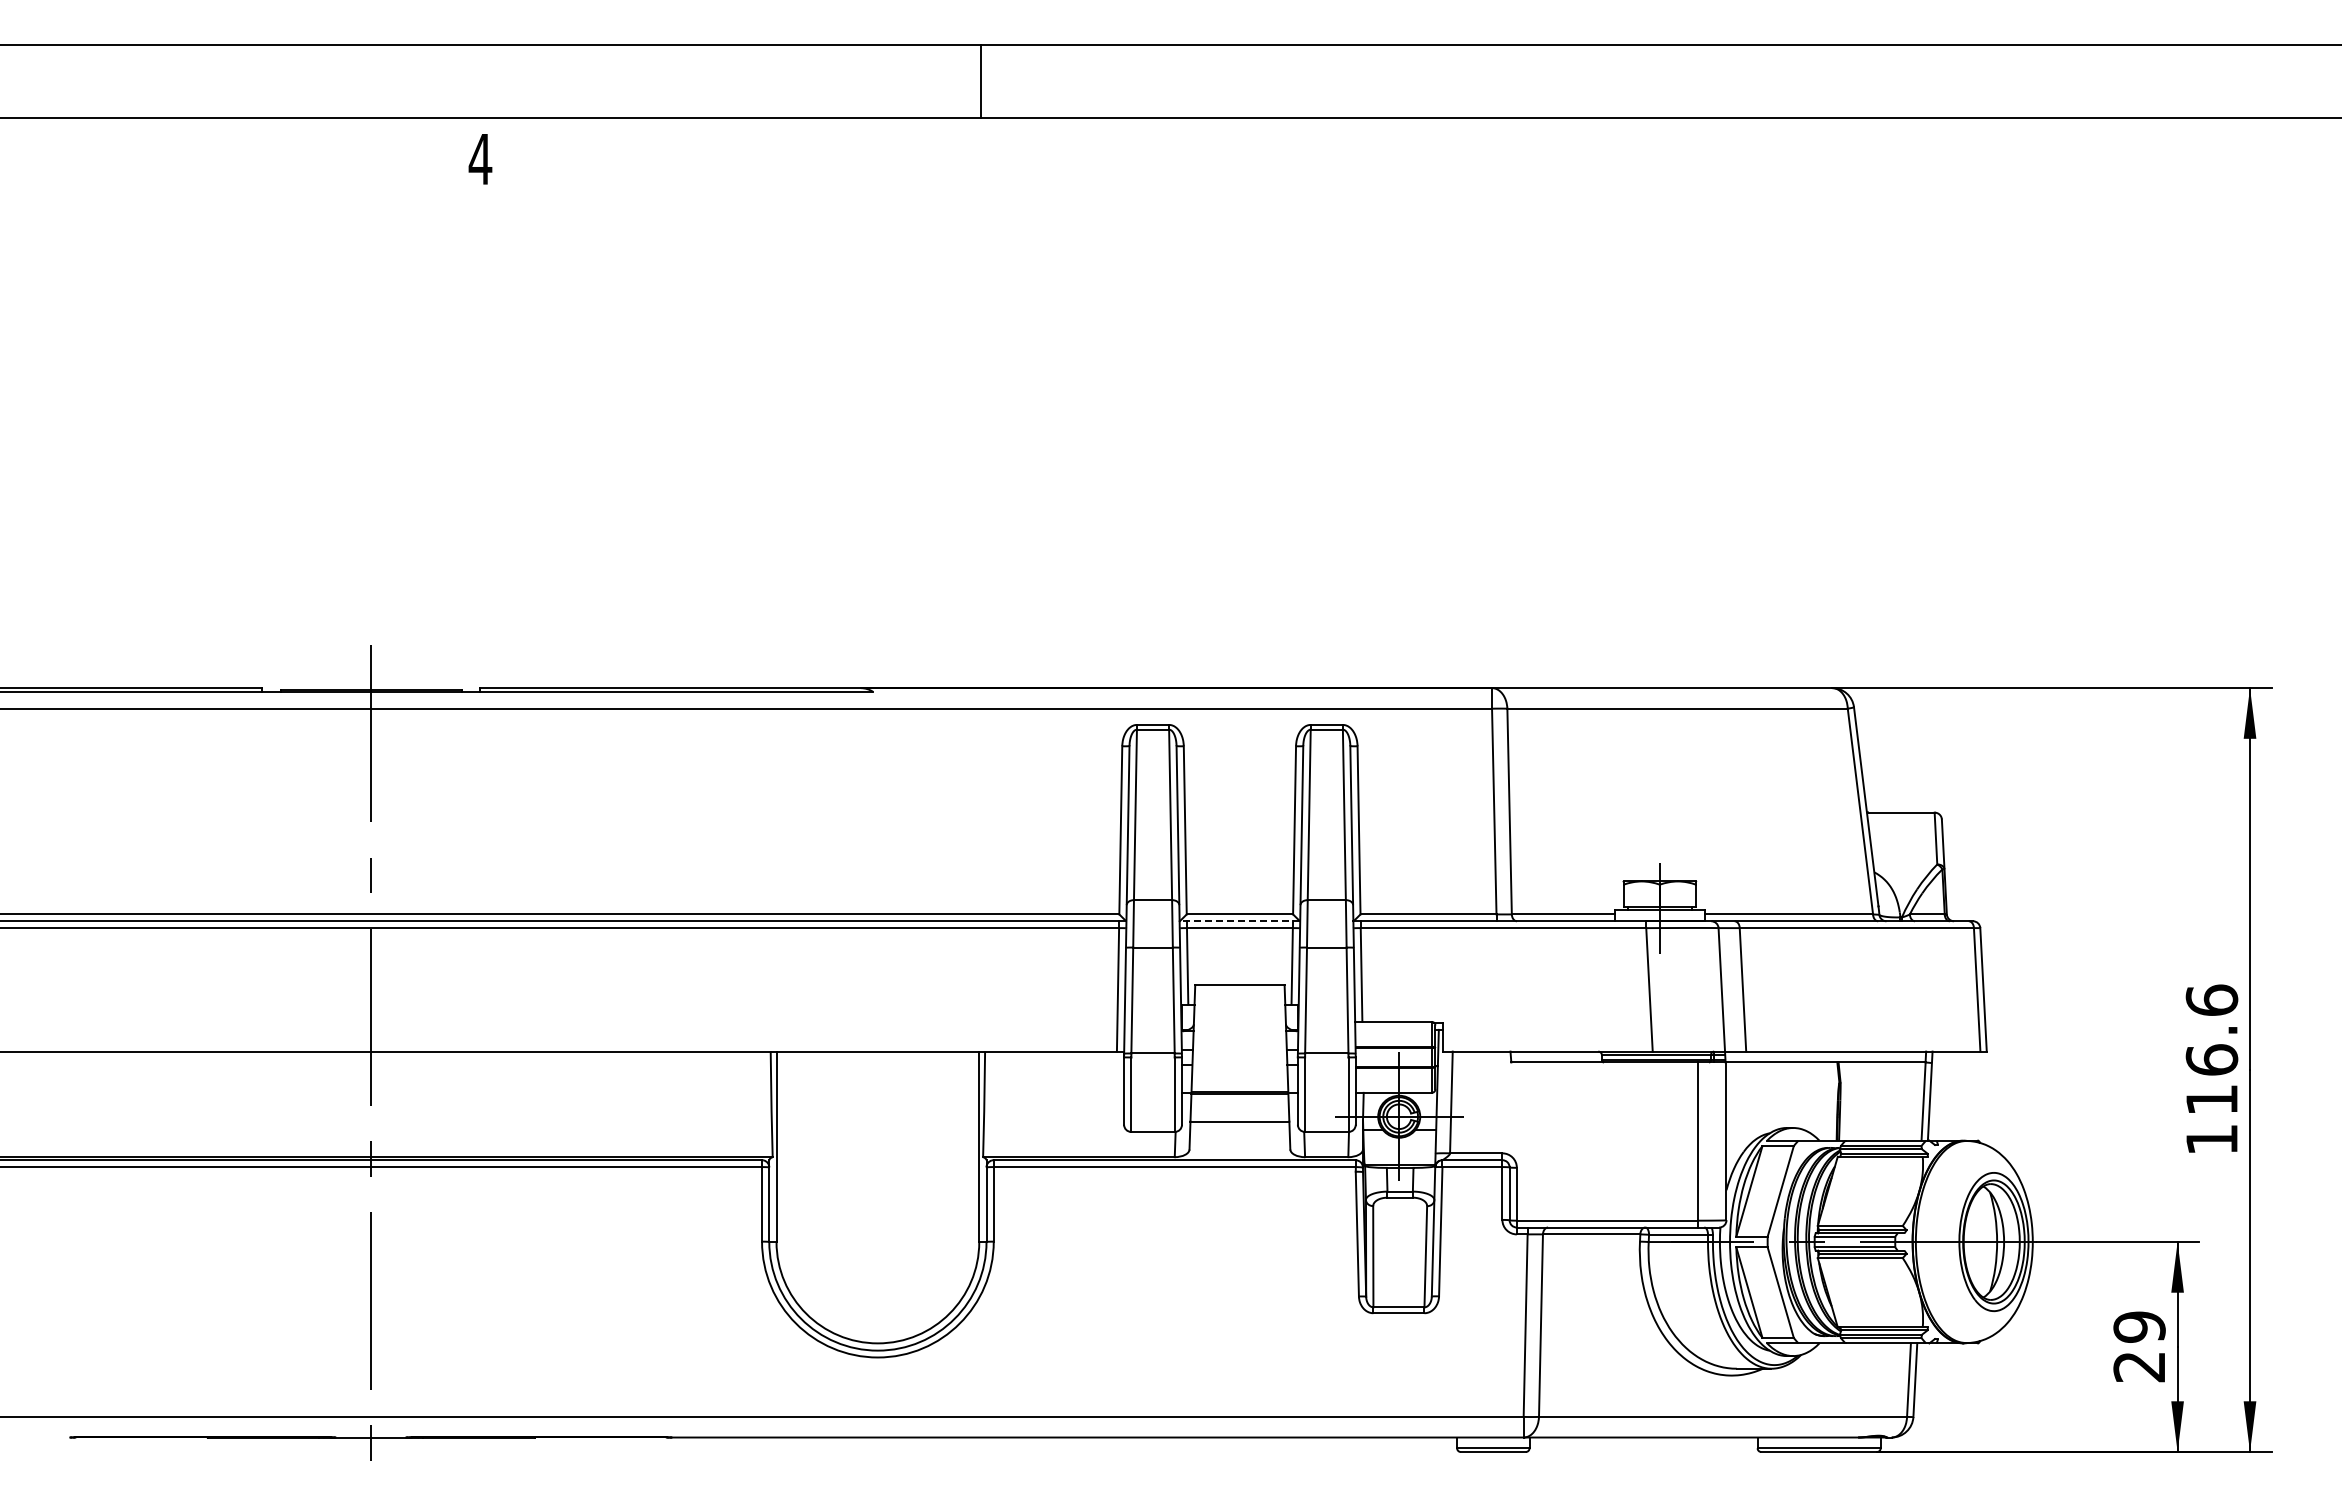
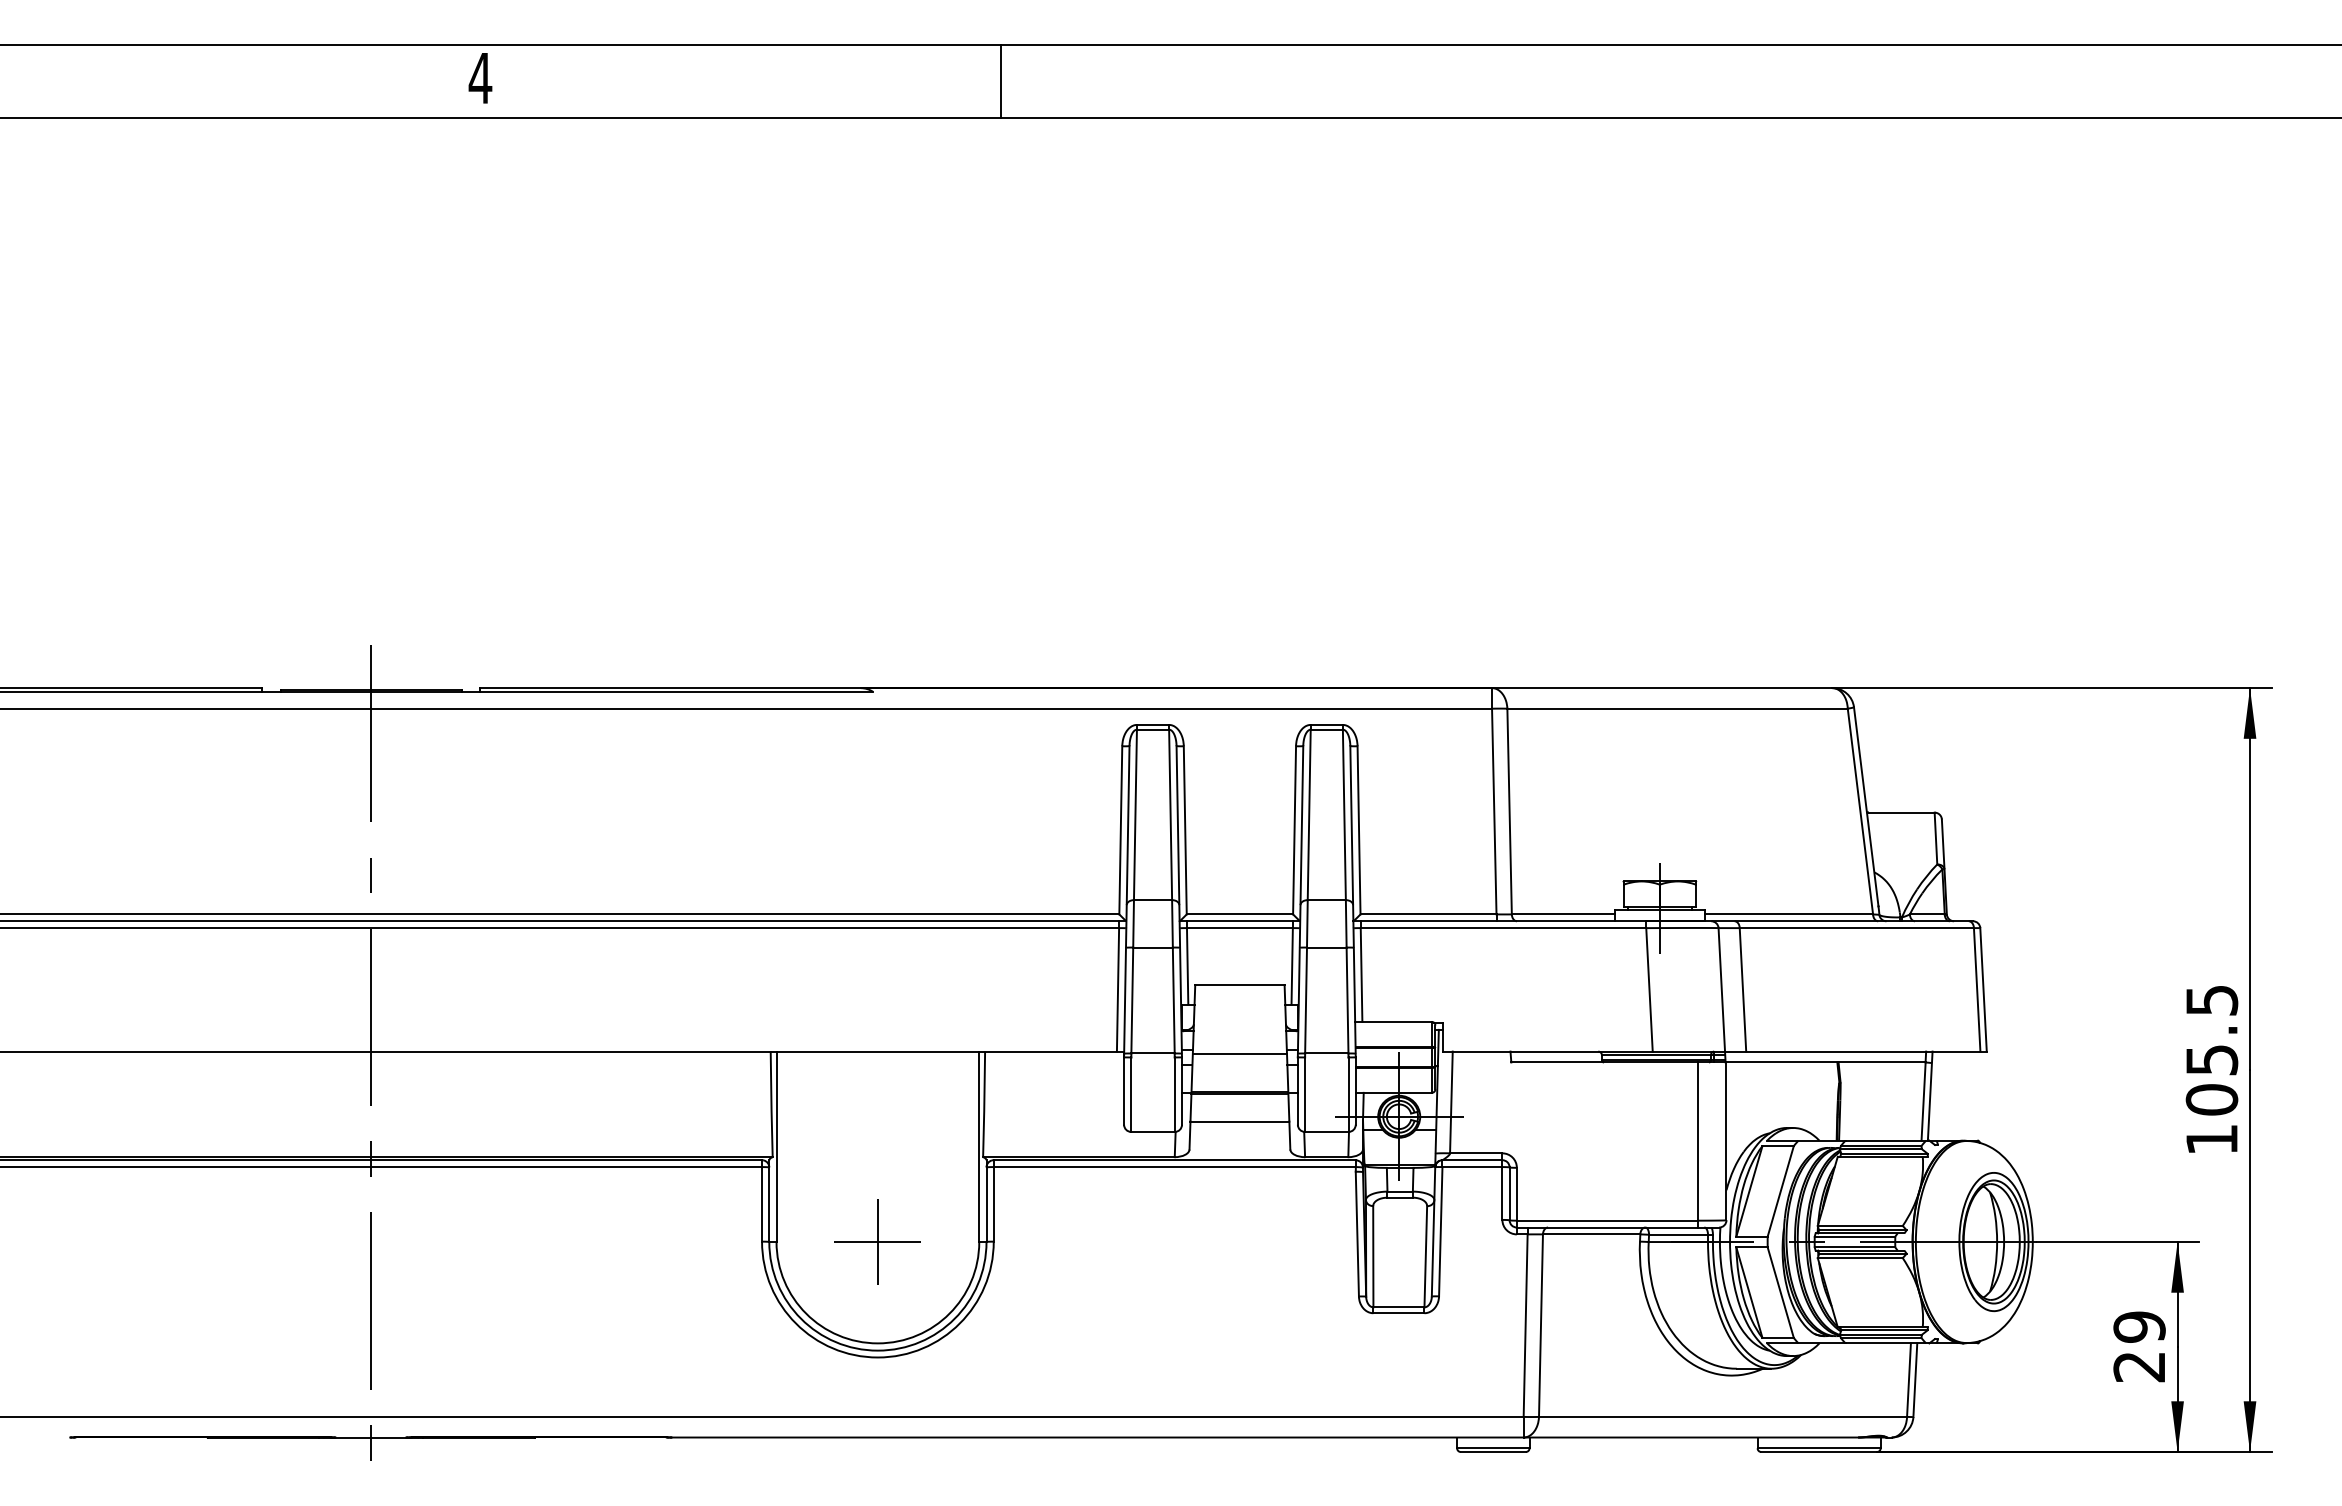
line position: (980, 81) -> (1000, 81) (1000, 81)
text position: (480, 159) -> (480, 78) (480, 78)
line: dashed -> solid (1239, 921)
text: 116.6 -> 105.5 (2211, 1049)
line: none -> present (1239, 1053)
part: none -> present (877, 1241)
